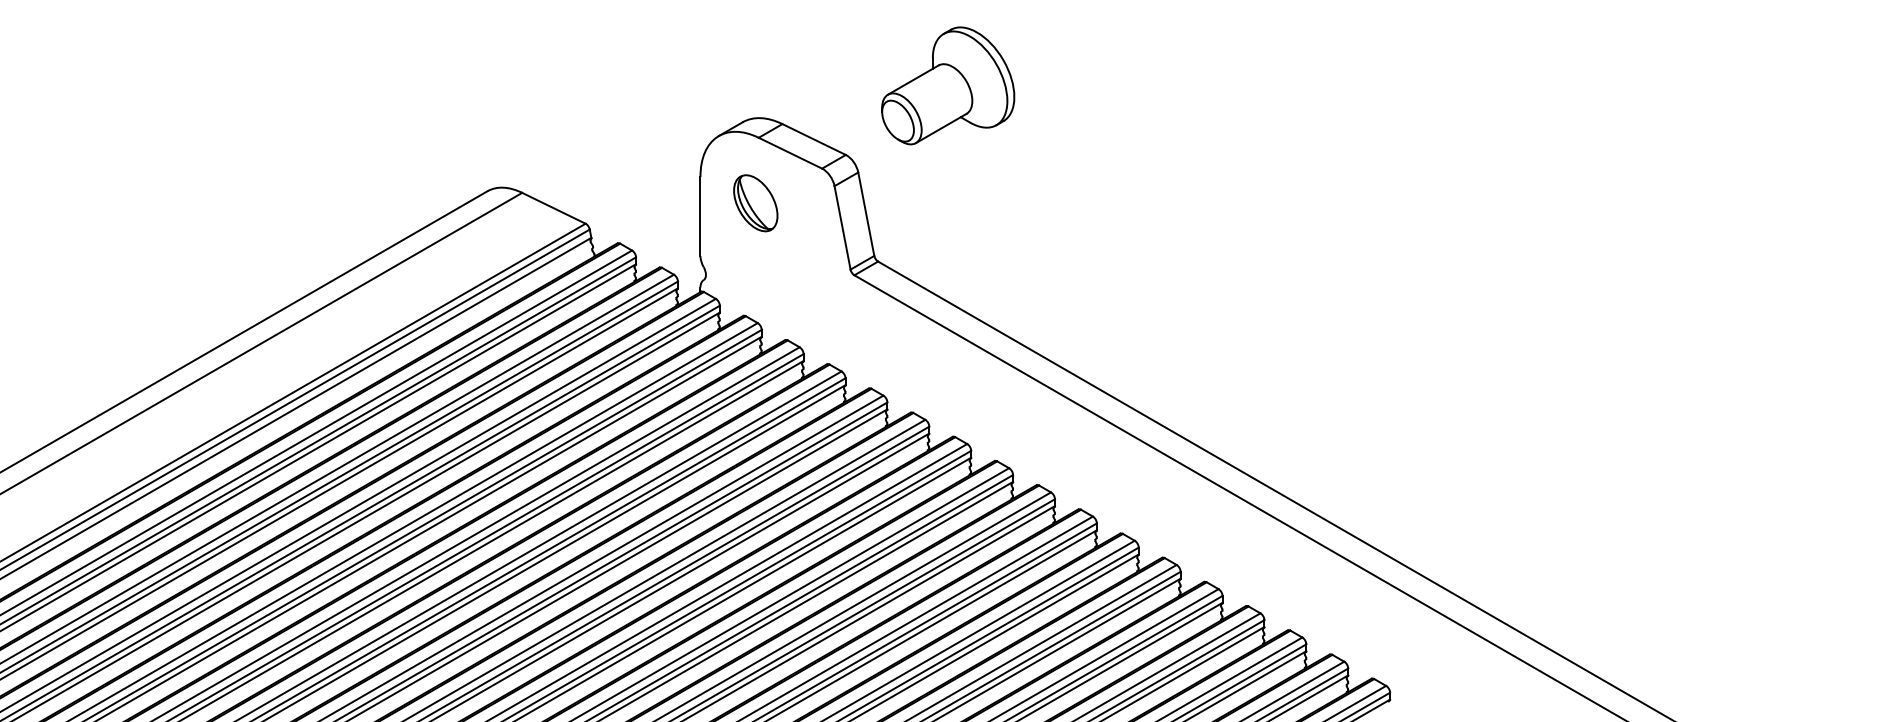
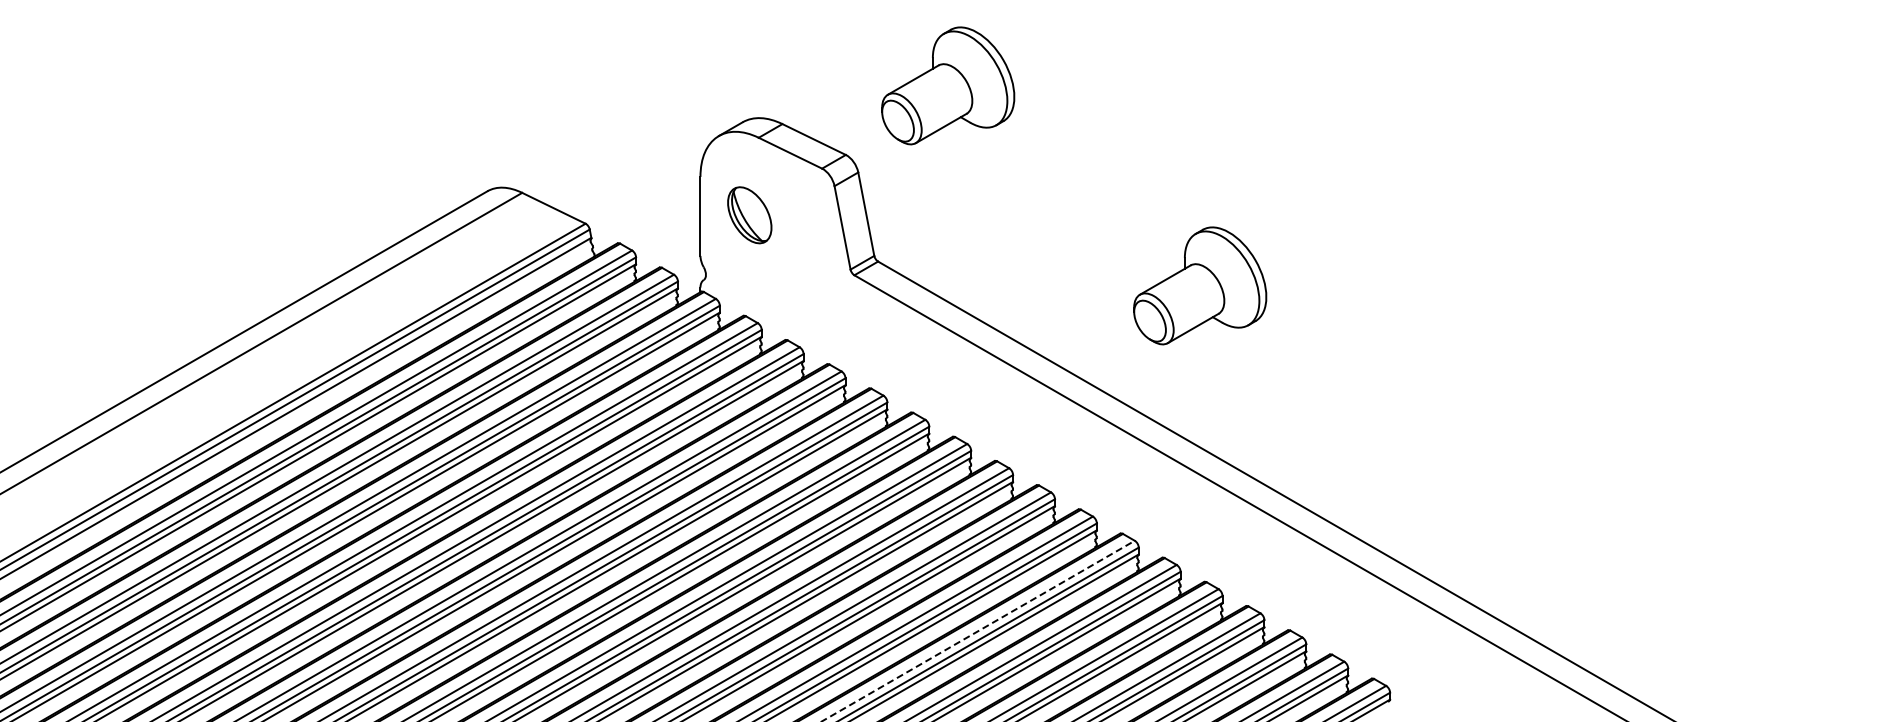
part position: (755, 203) -> (749, 215) (749, 215)
part: none -> present (1200, 285)
line: solid -> dashed (978, 631)
